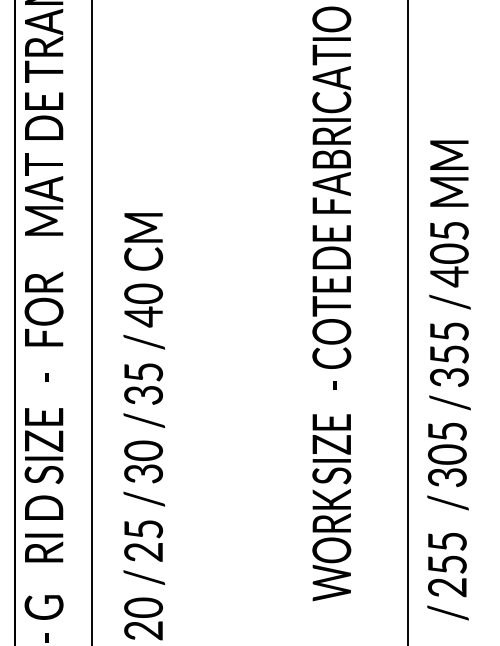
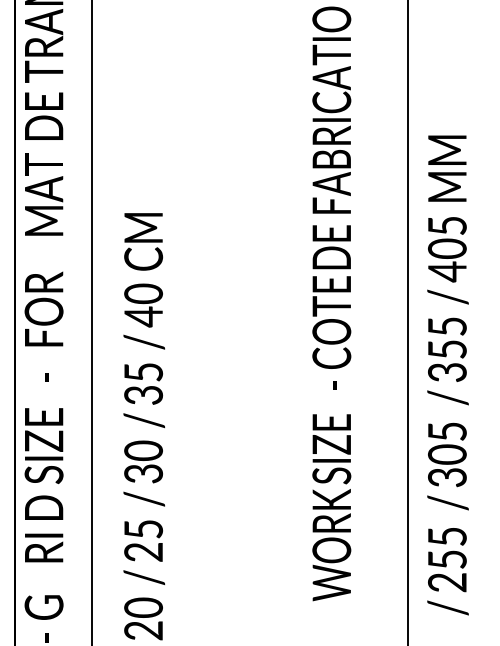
text position: (449, 275) -> (447, 270) (447, 270)
text position: (447, 576) -> (447, 571) (447, 571)
